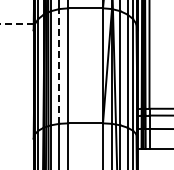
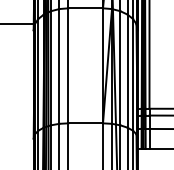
line: dashed -> solid (16, 23)
line: dashed -> solid (59, 65)
